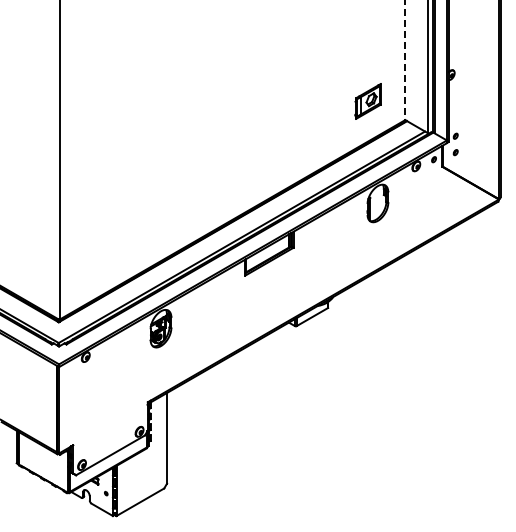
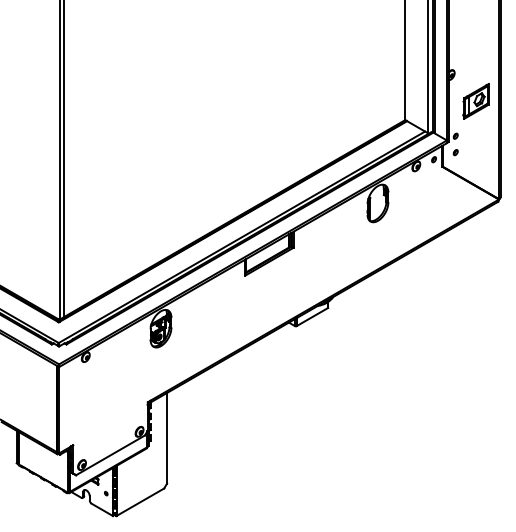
line: dashed -> solid (405, 60)
part position: (367, 101) -> (475, 101) (475, 101)
line: none -> present (63, 159)
